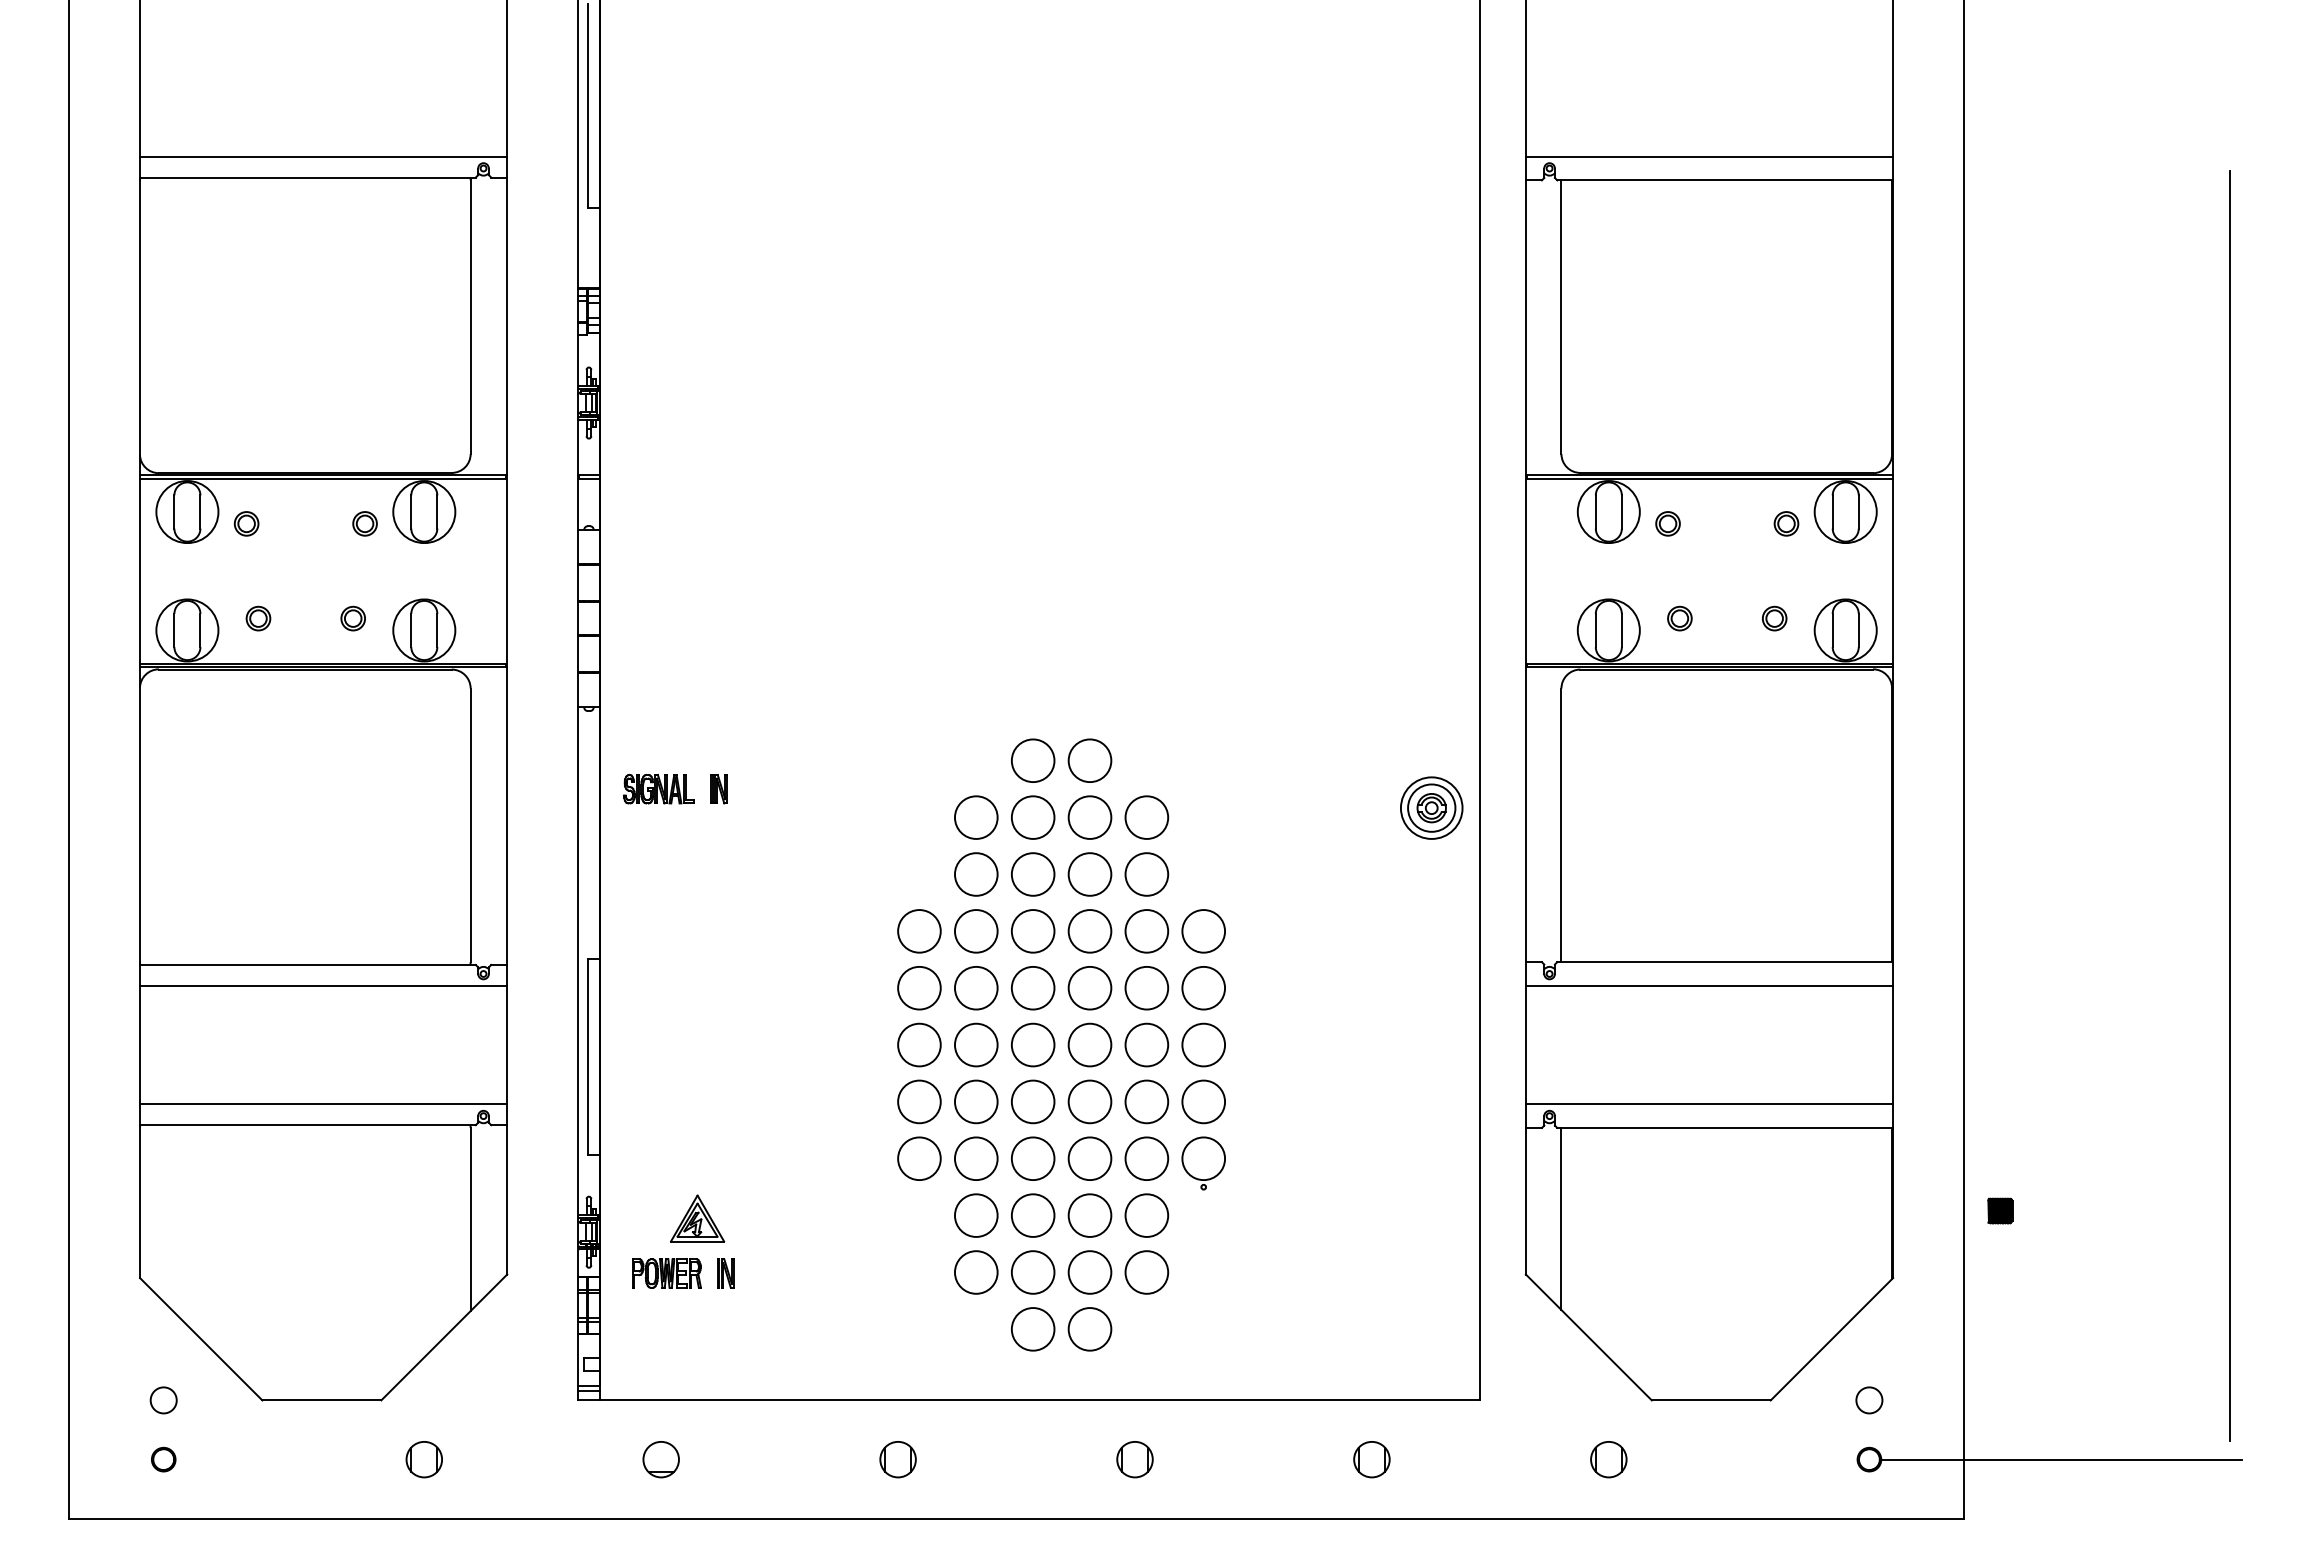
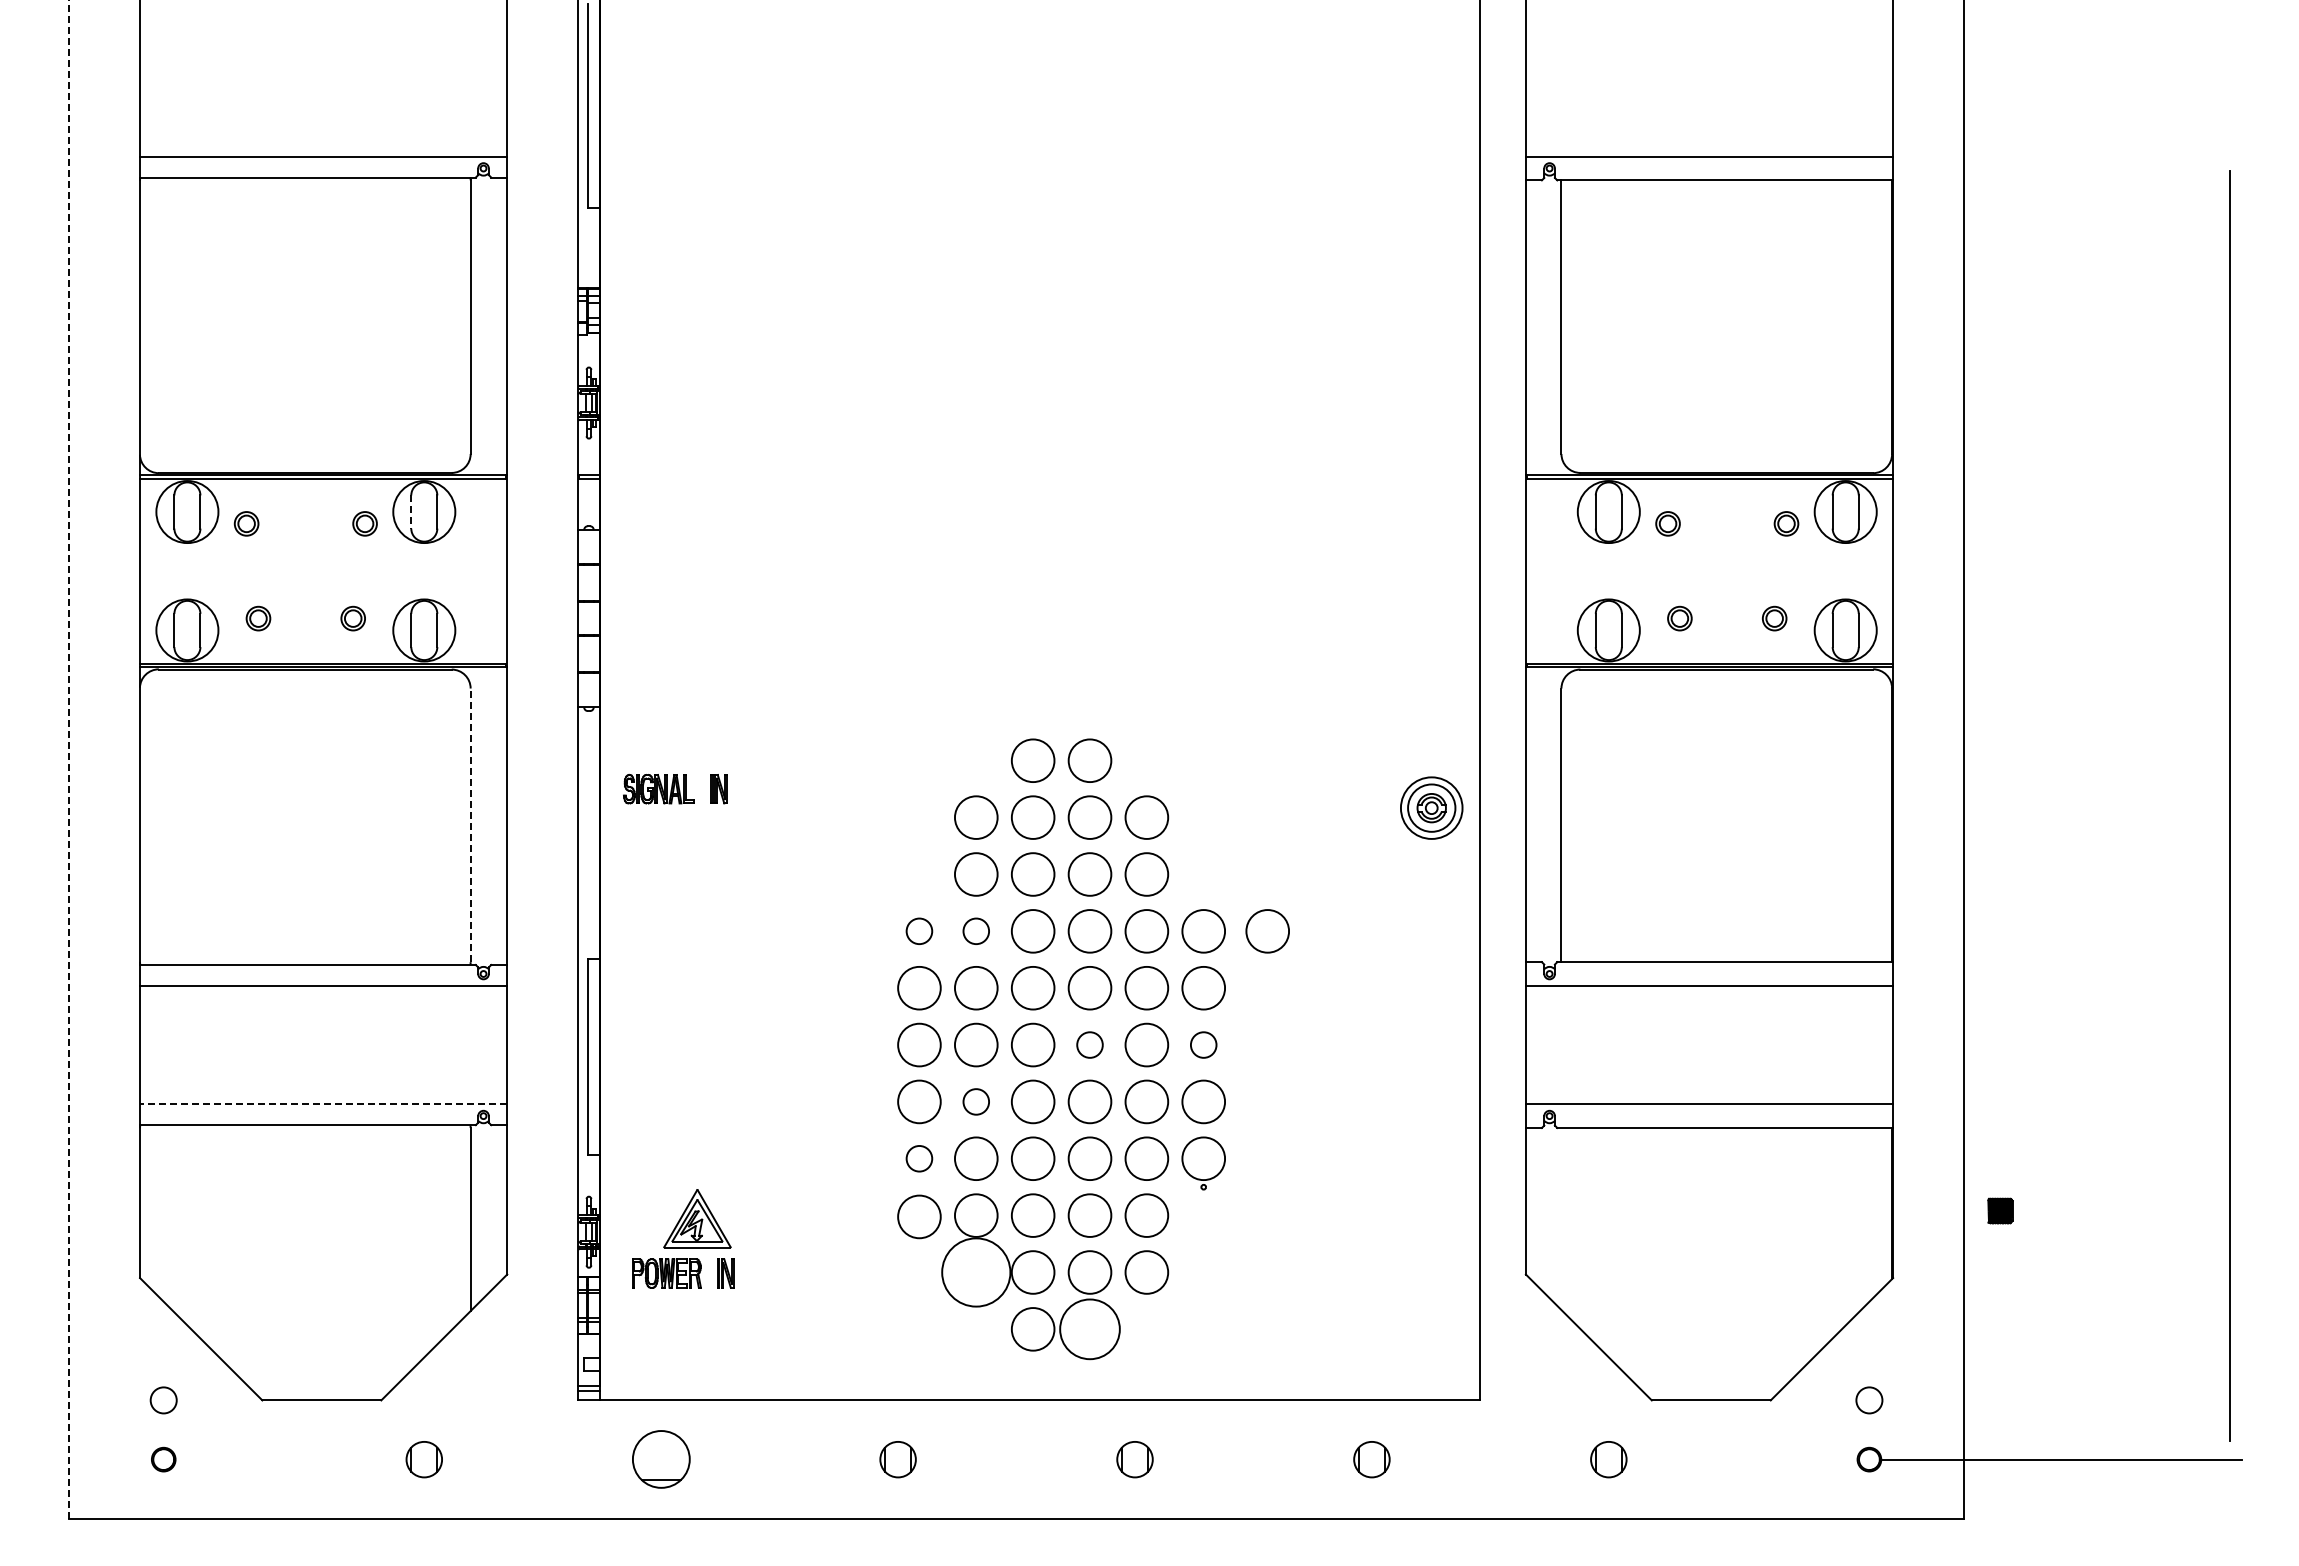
line: solid -> dashed (411, 512)
line: solid -> dashed (68, 759)
line: solid -> dashed (470, 825)
circle diameter: 43 px -> 26 px (919, 931)
circle diameter: 43 px -> 26 px (976, 931)
circle: none -> present (1267, 931)
circle diameter: 43 px -> 26 px (1089, 1044)
circle diameter: 43 px -> 26 px (1203, 1044)
circle diameter: 43 px -> 26 px (976, 1101)
line: solid -> dashed (323, 1104)
circle diameter: 43 px -> 26 px (919, 1158)
circle: none -> present (919, 1216)
part size: 56x49 px -> 69x60 px (697, 1218)
line: present -> none (1561, 1218)
circle diameter: 43 px -> 68 px (976, 1272)
circle diameter: 43 px -> 60 px (1089, 1329)
part size: 38x38 px -> 59x59 px (661, 1459)
